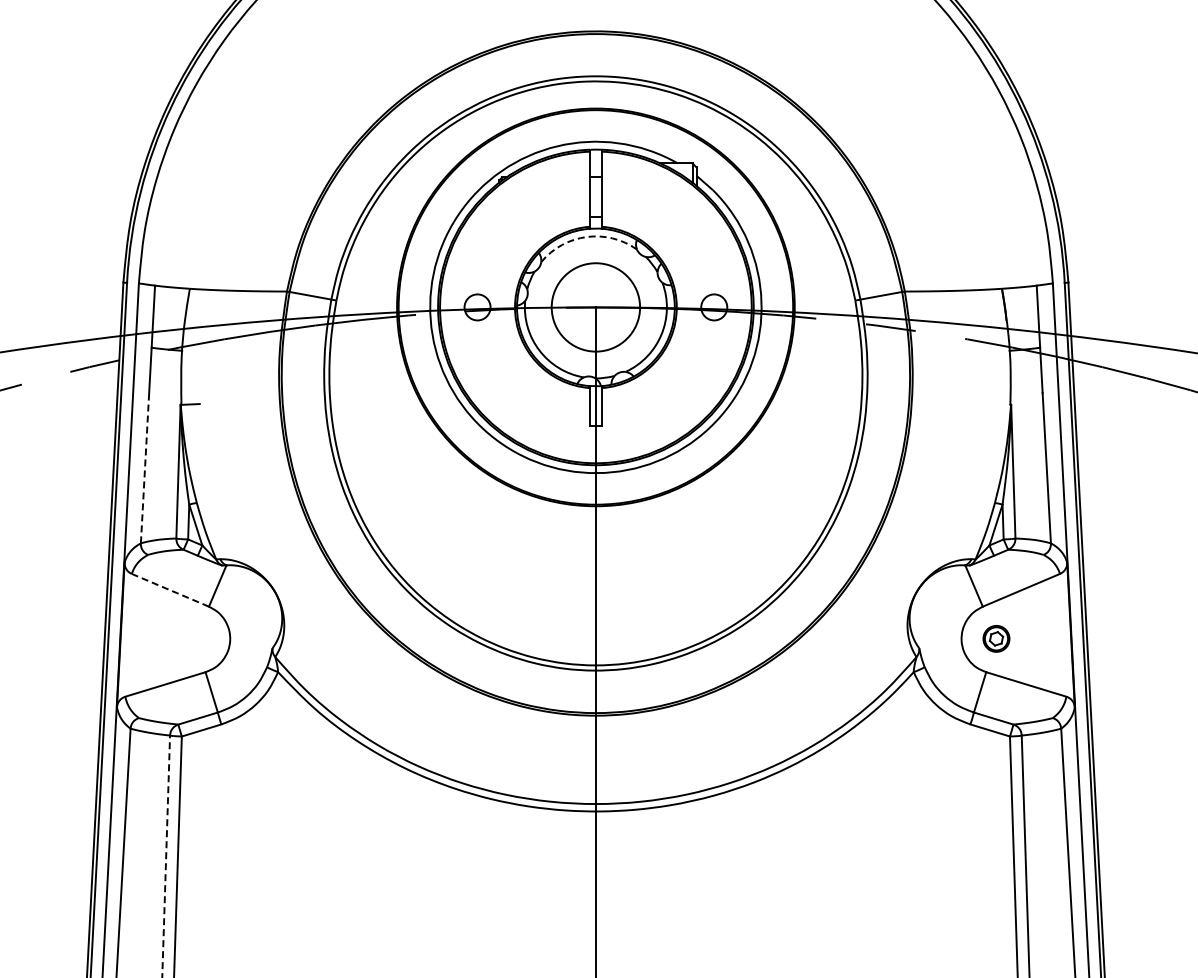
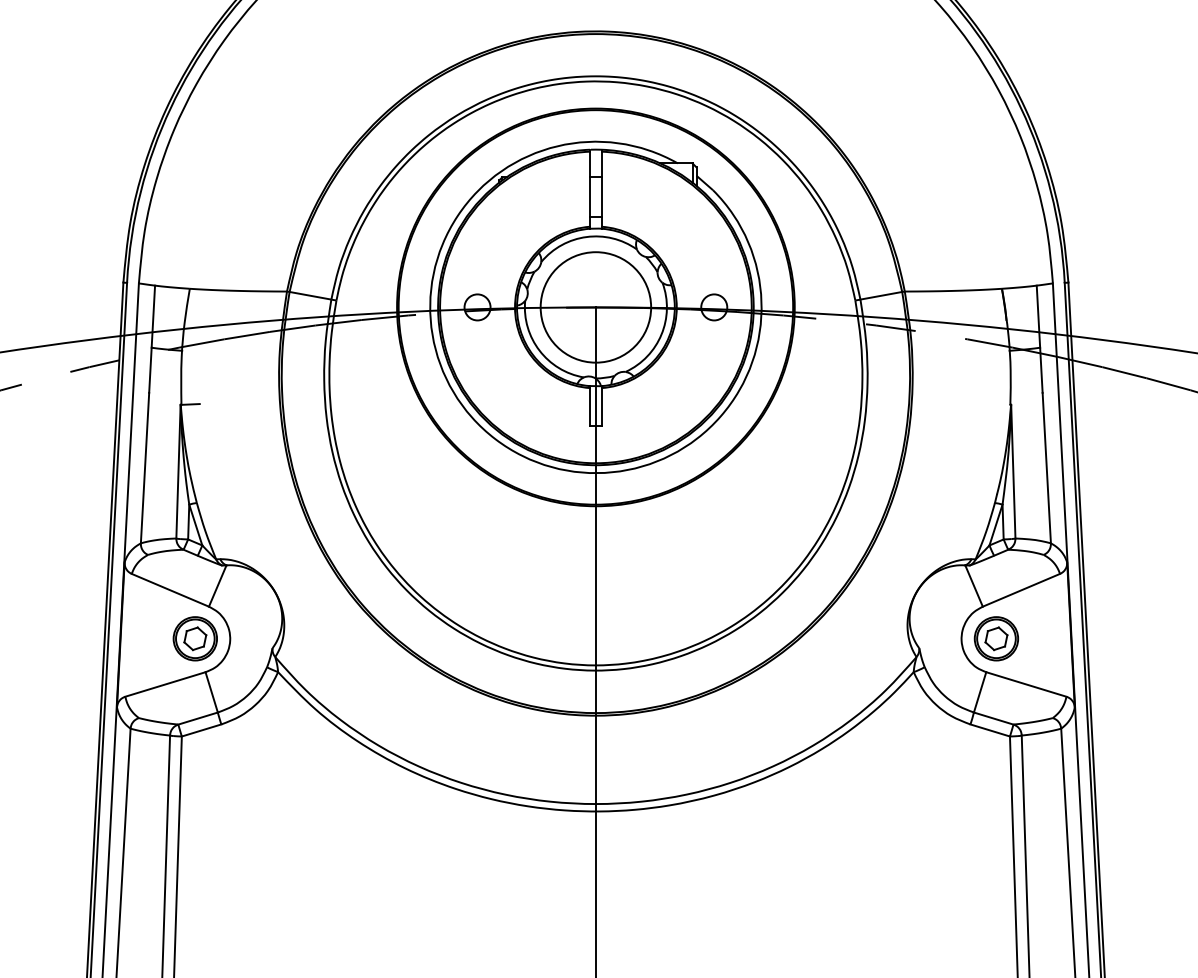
arc: dashed -> solid (586, 237)
circle diameter: 88 px -> 110 px (595, 307)
line: dashed -> solid (145, 467)
line: dashed -> solid (170, 590)
part: none -> present (194, 638)
part size: 29x28 px -> 47x46 px (996, 638)
line: dashed -> solid (166, 856)
